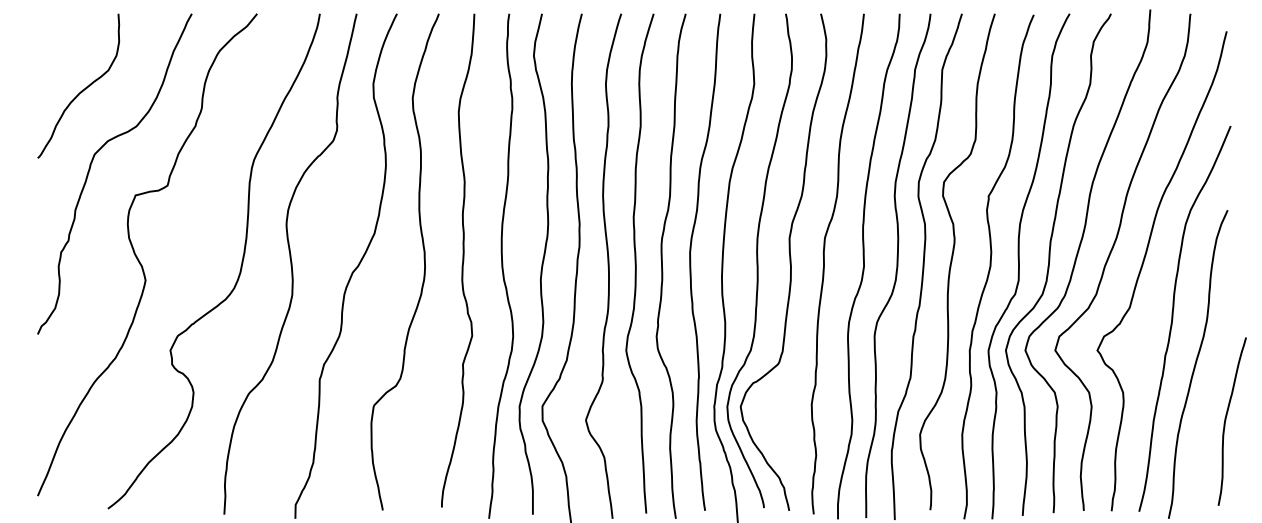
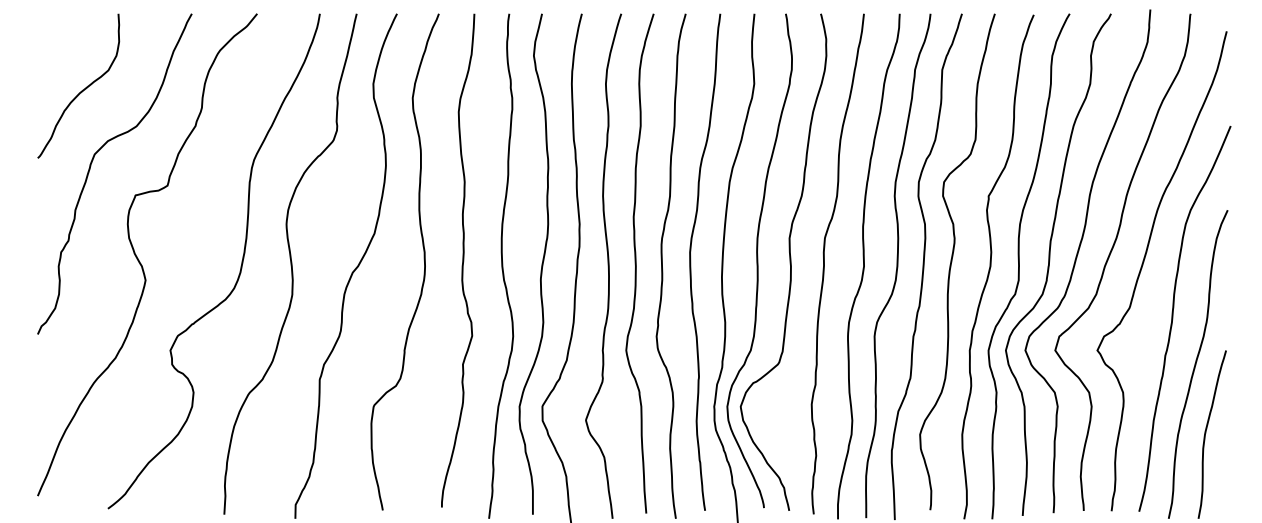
curve position: (1226, 420) -> (1206, 433) (1206, 433)
